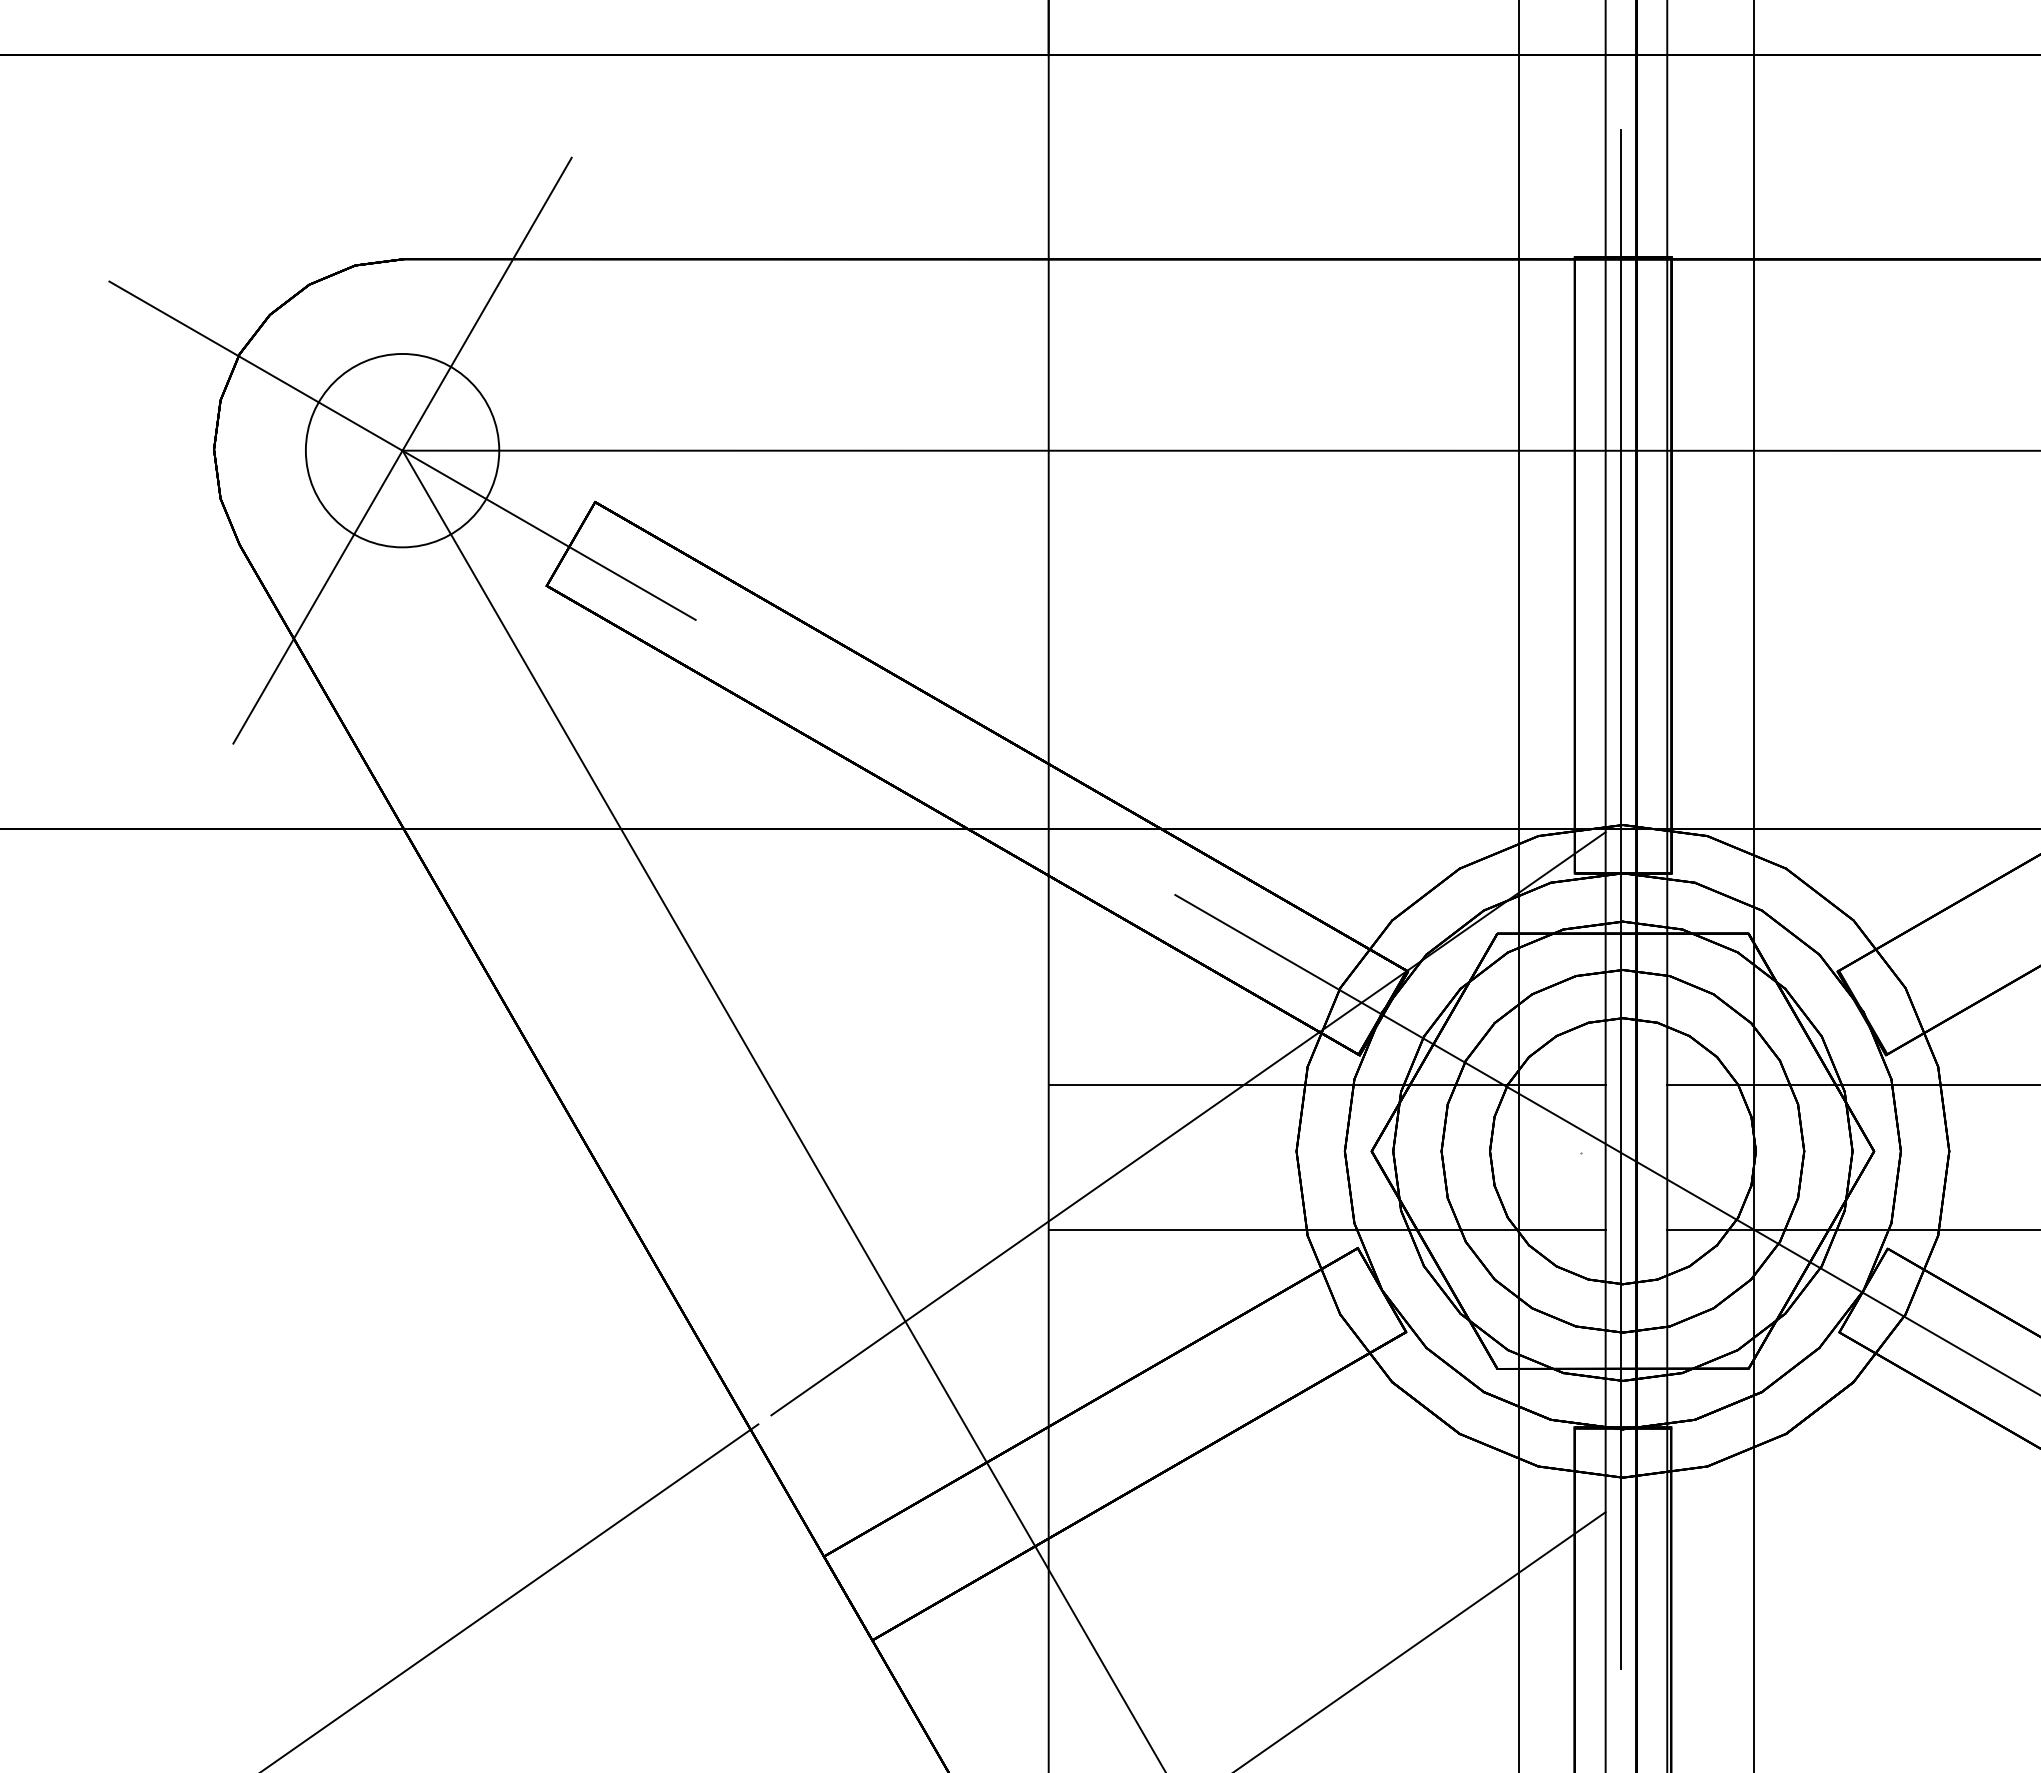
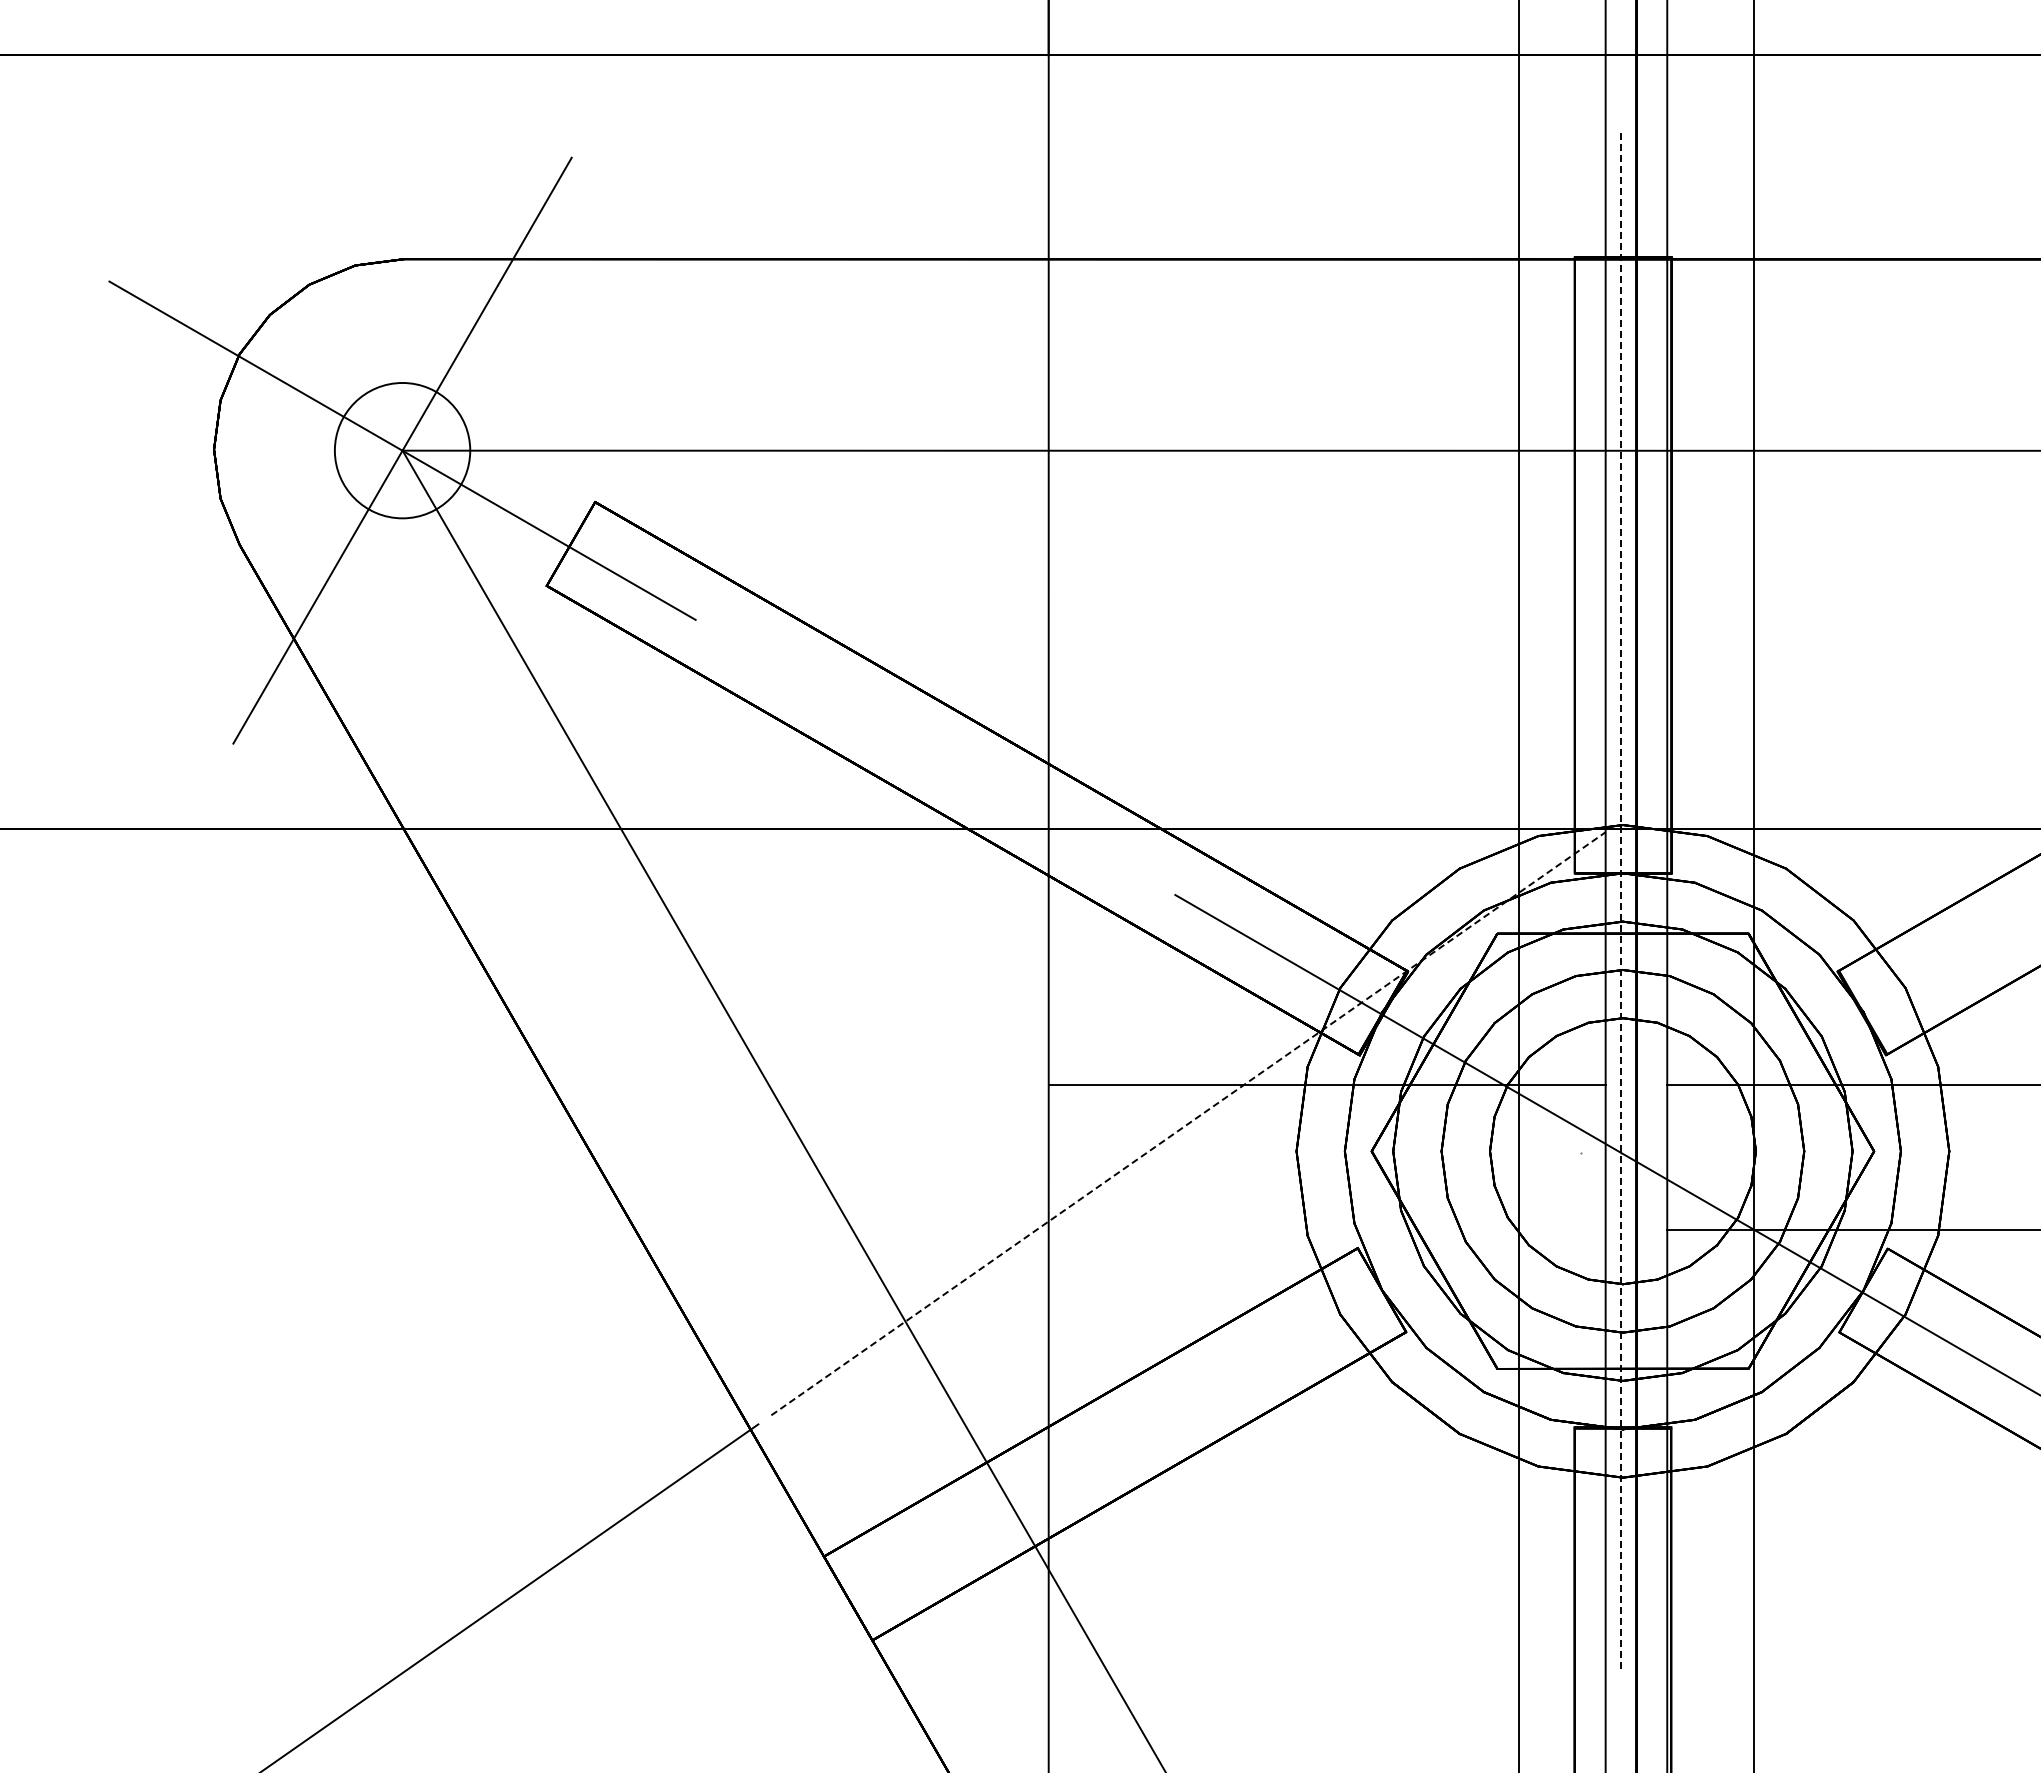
circle diameter: 193 px -> 135 px (402, 450)
line: solid -> dashed (1620, 899)
line: solid -> dashed (1188, 1123)
line: present -> none (1326, 1229)
line: present -> none (1421, 1640)
